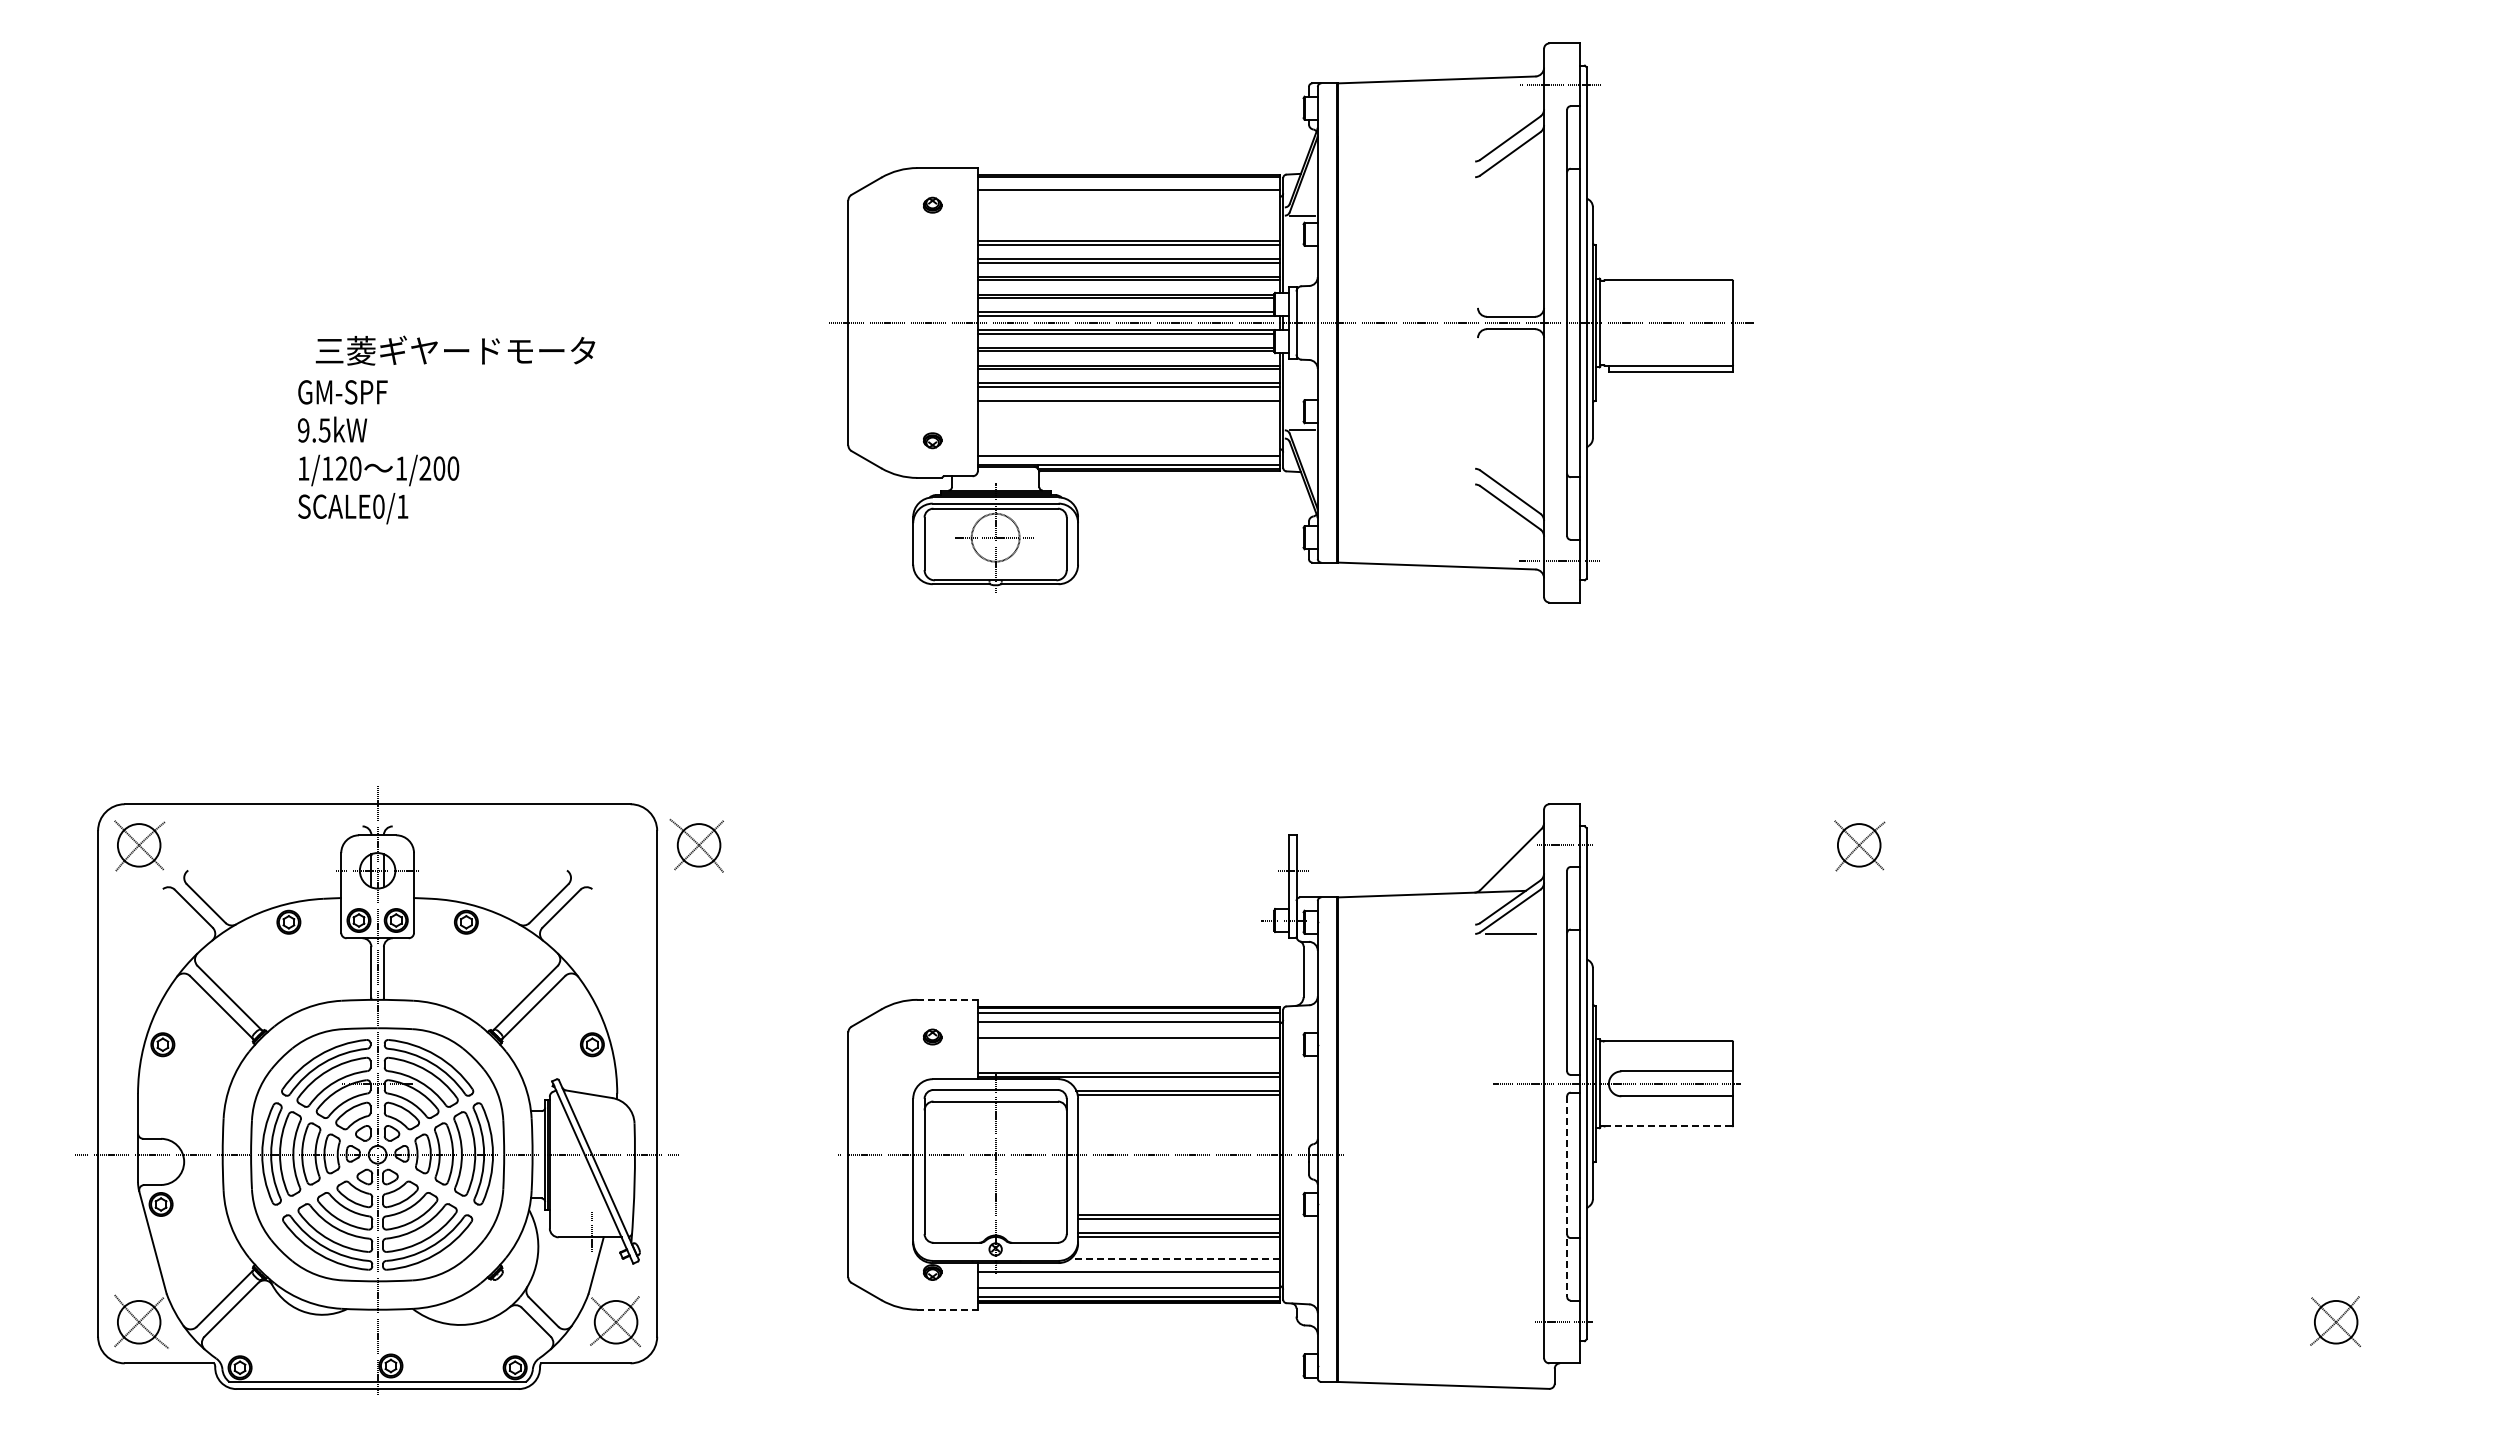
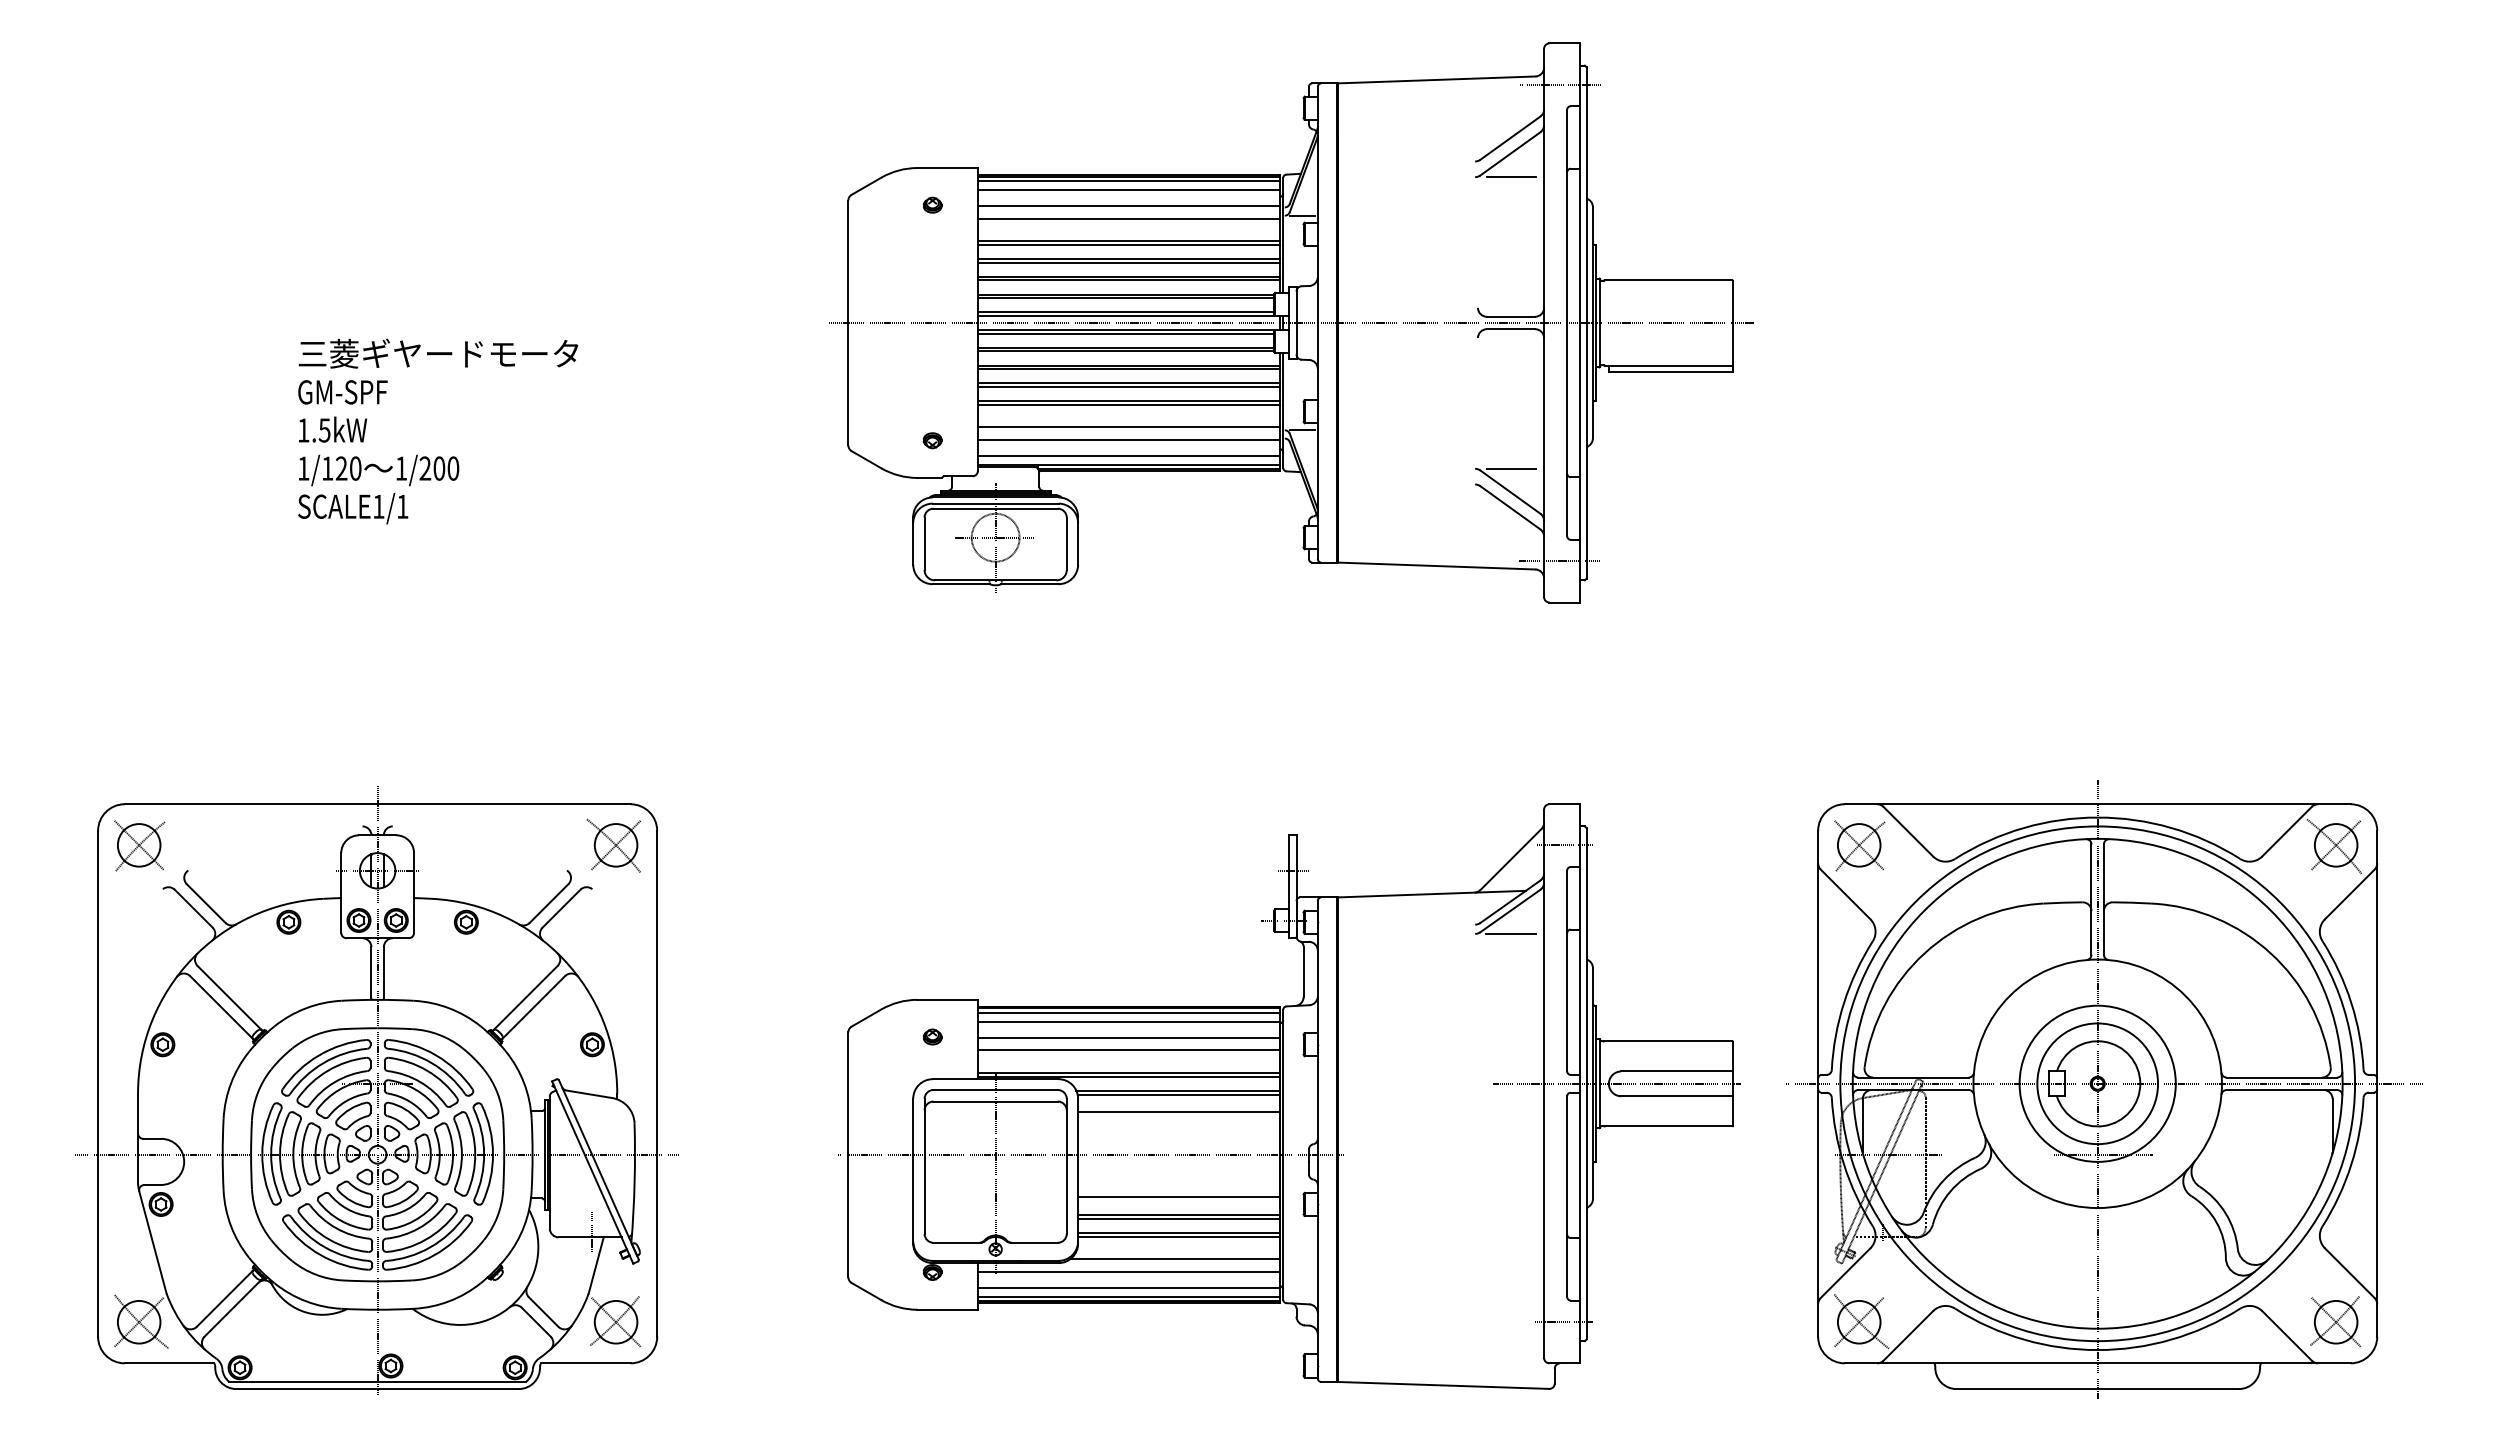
line: none -> present (1510, 177)
line: none -> present (1128, 181)
line: none -> present (1128, 206)
line: none -> present (1128, 218)
text position: (455, 350) -> (438, 353) (438, 353)
line: none -> present (1128, 404)
line: none -> present (1128, 427)
text: 9.5kW -> 1.5kW (303, 430)
line: none -> present (1128, 439)
line: none -> present (1510, 468)
text: SCALE0/1 -> SCALE1/1 (378, 506)
part position: (696, 845) -> (613, 845) (613, 845)
line: dashed -> solid (948, 999)
line: none -> present (1128, 1050)
part: none -> present (2104, 1089)
line: none -> present (1178, 1112)
line: dashed -> solid (1668, 1126)
line: none -> present (1178, 1197)
line: dashed -> solid (1567, 1197)
line: dashed -> solid (1174, 1259)
line: dashed -> solid (948, 1309)
